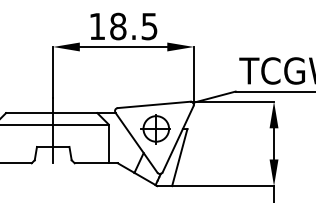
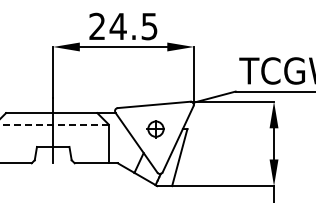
text: 18.5 -> 24.5 (107, 26)
line: solid -> dashed (54, 124)
part size: 31x31 px -> 19x19 px (155, 129)
